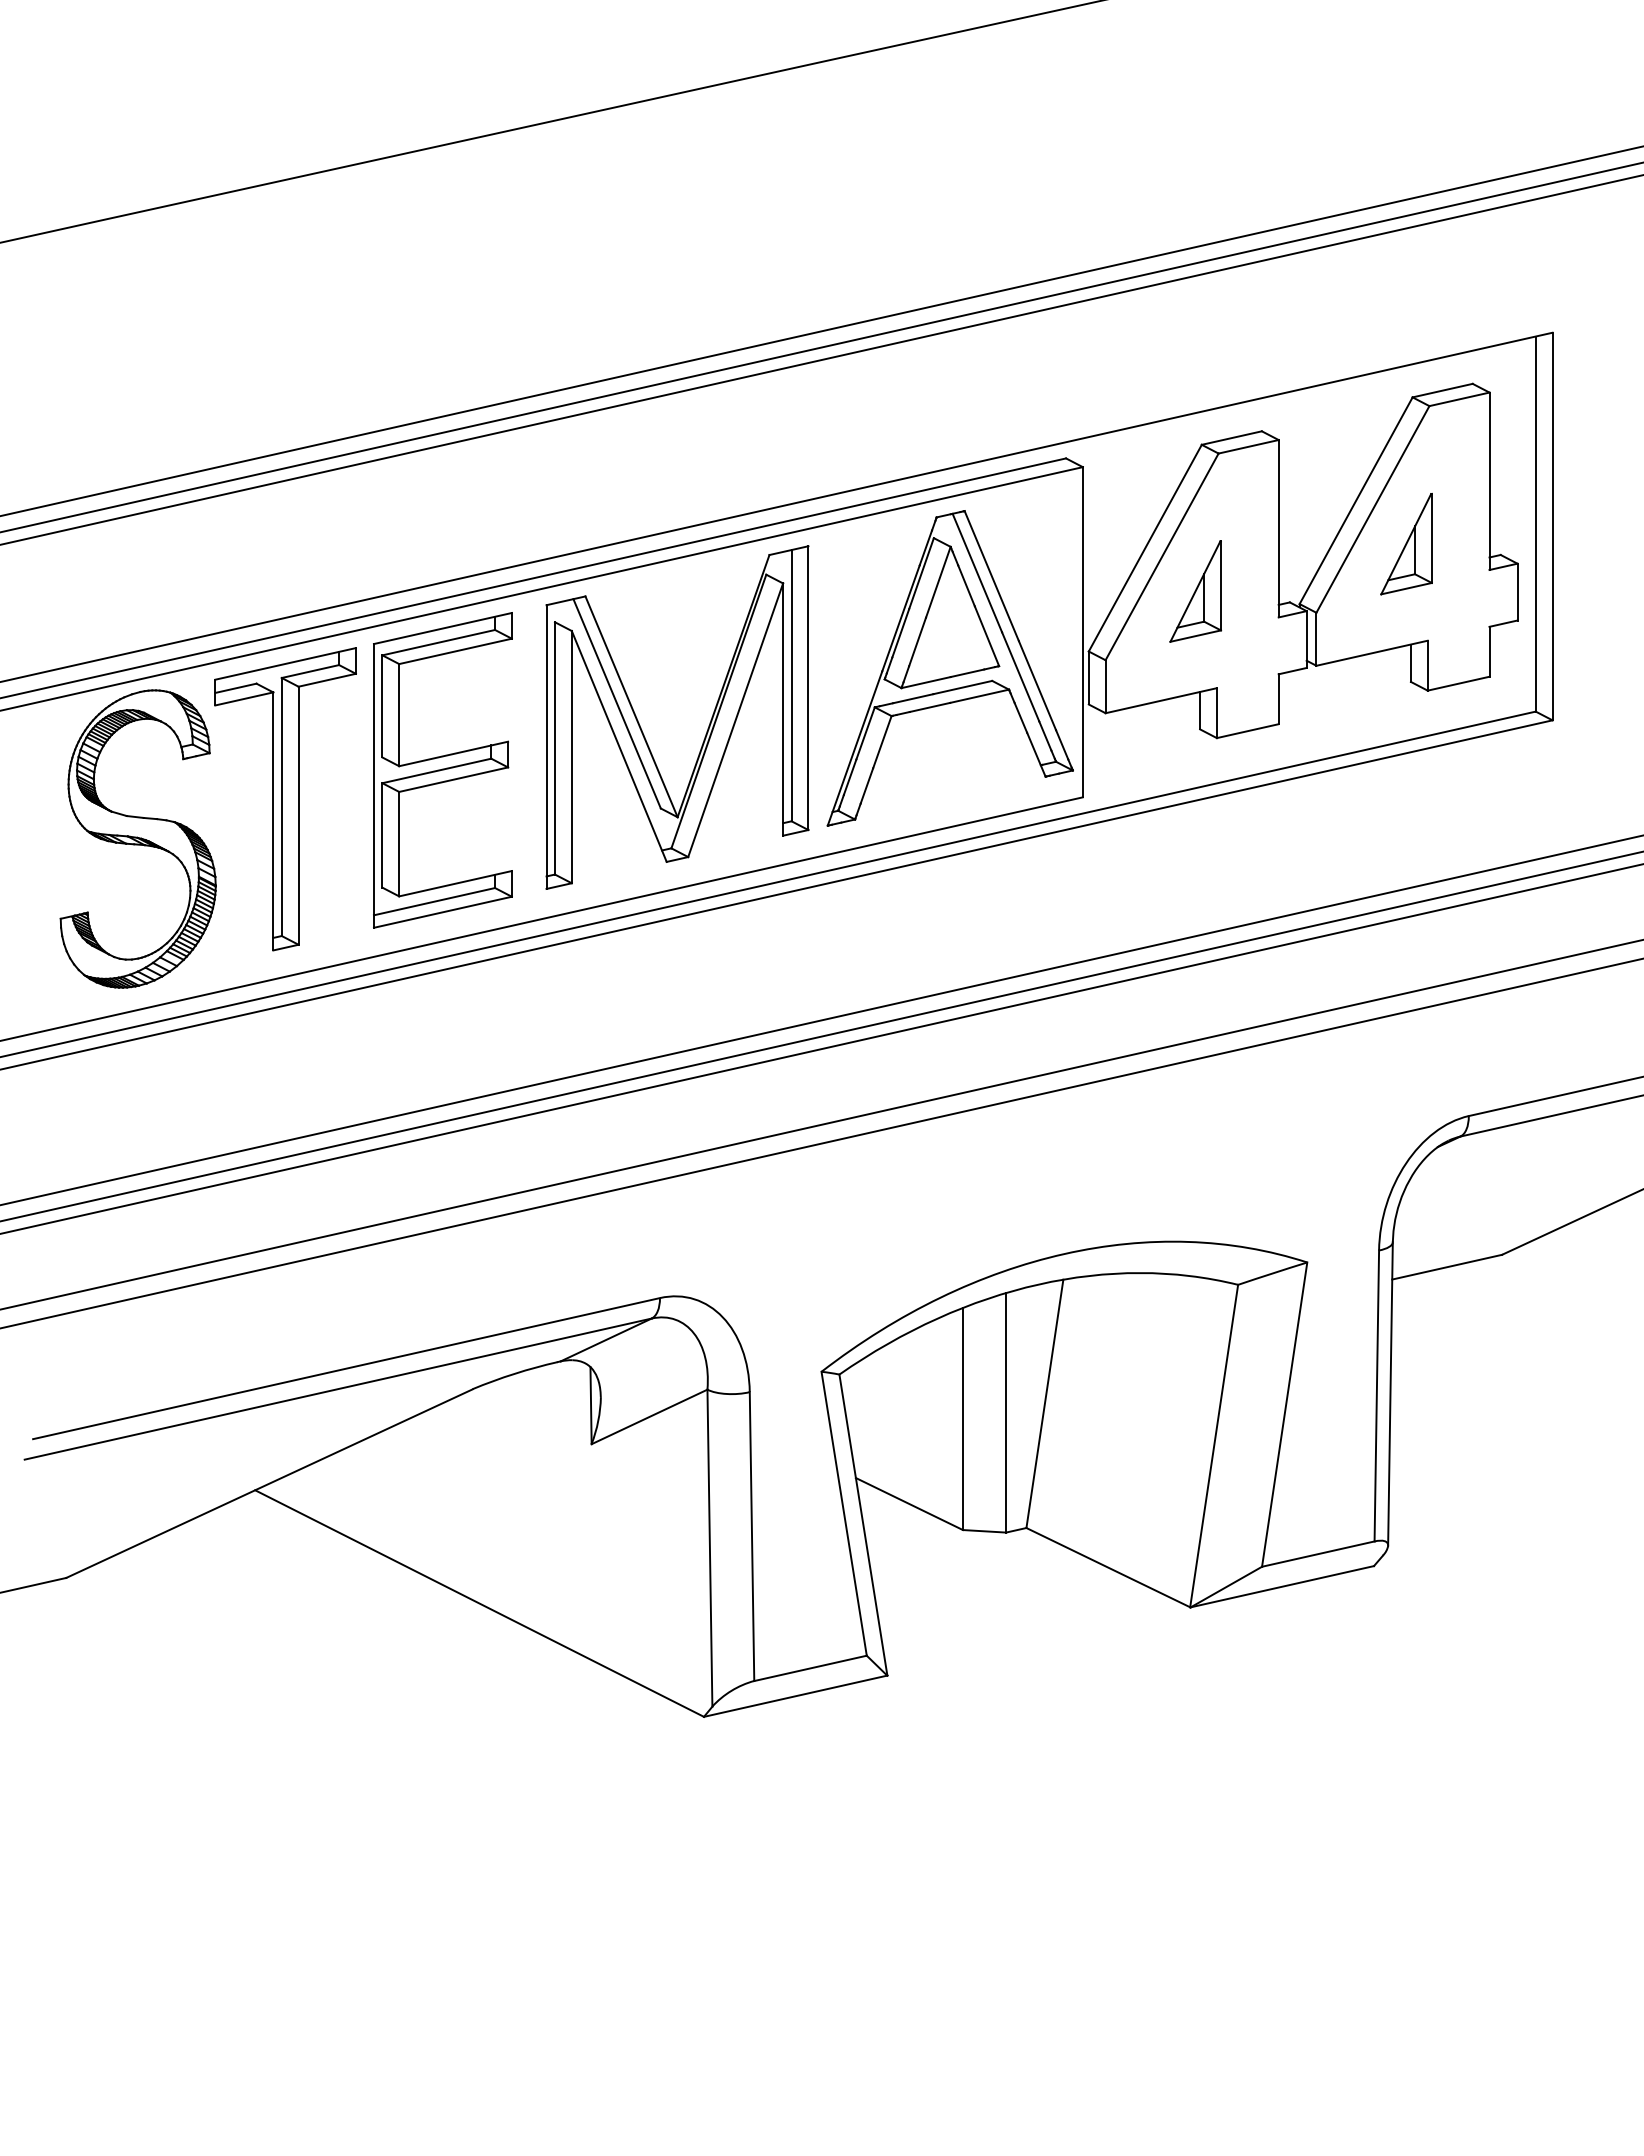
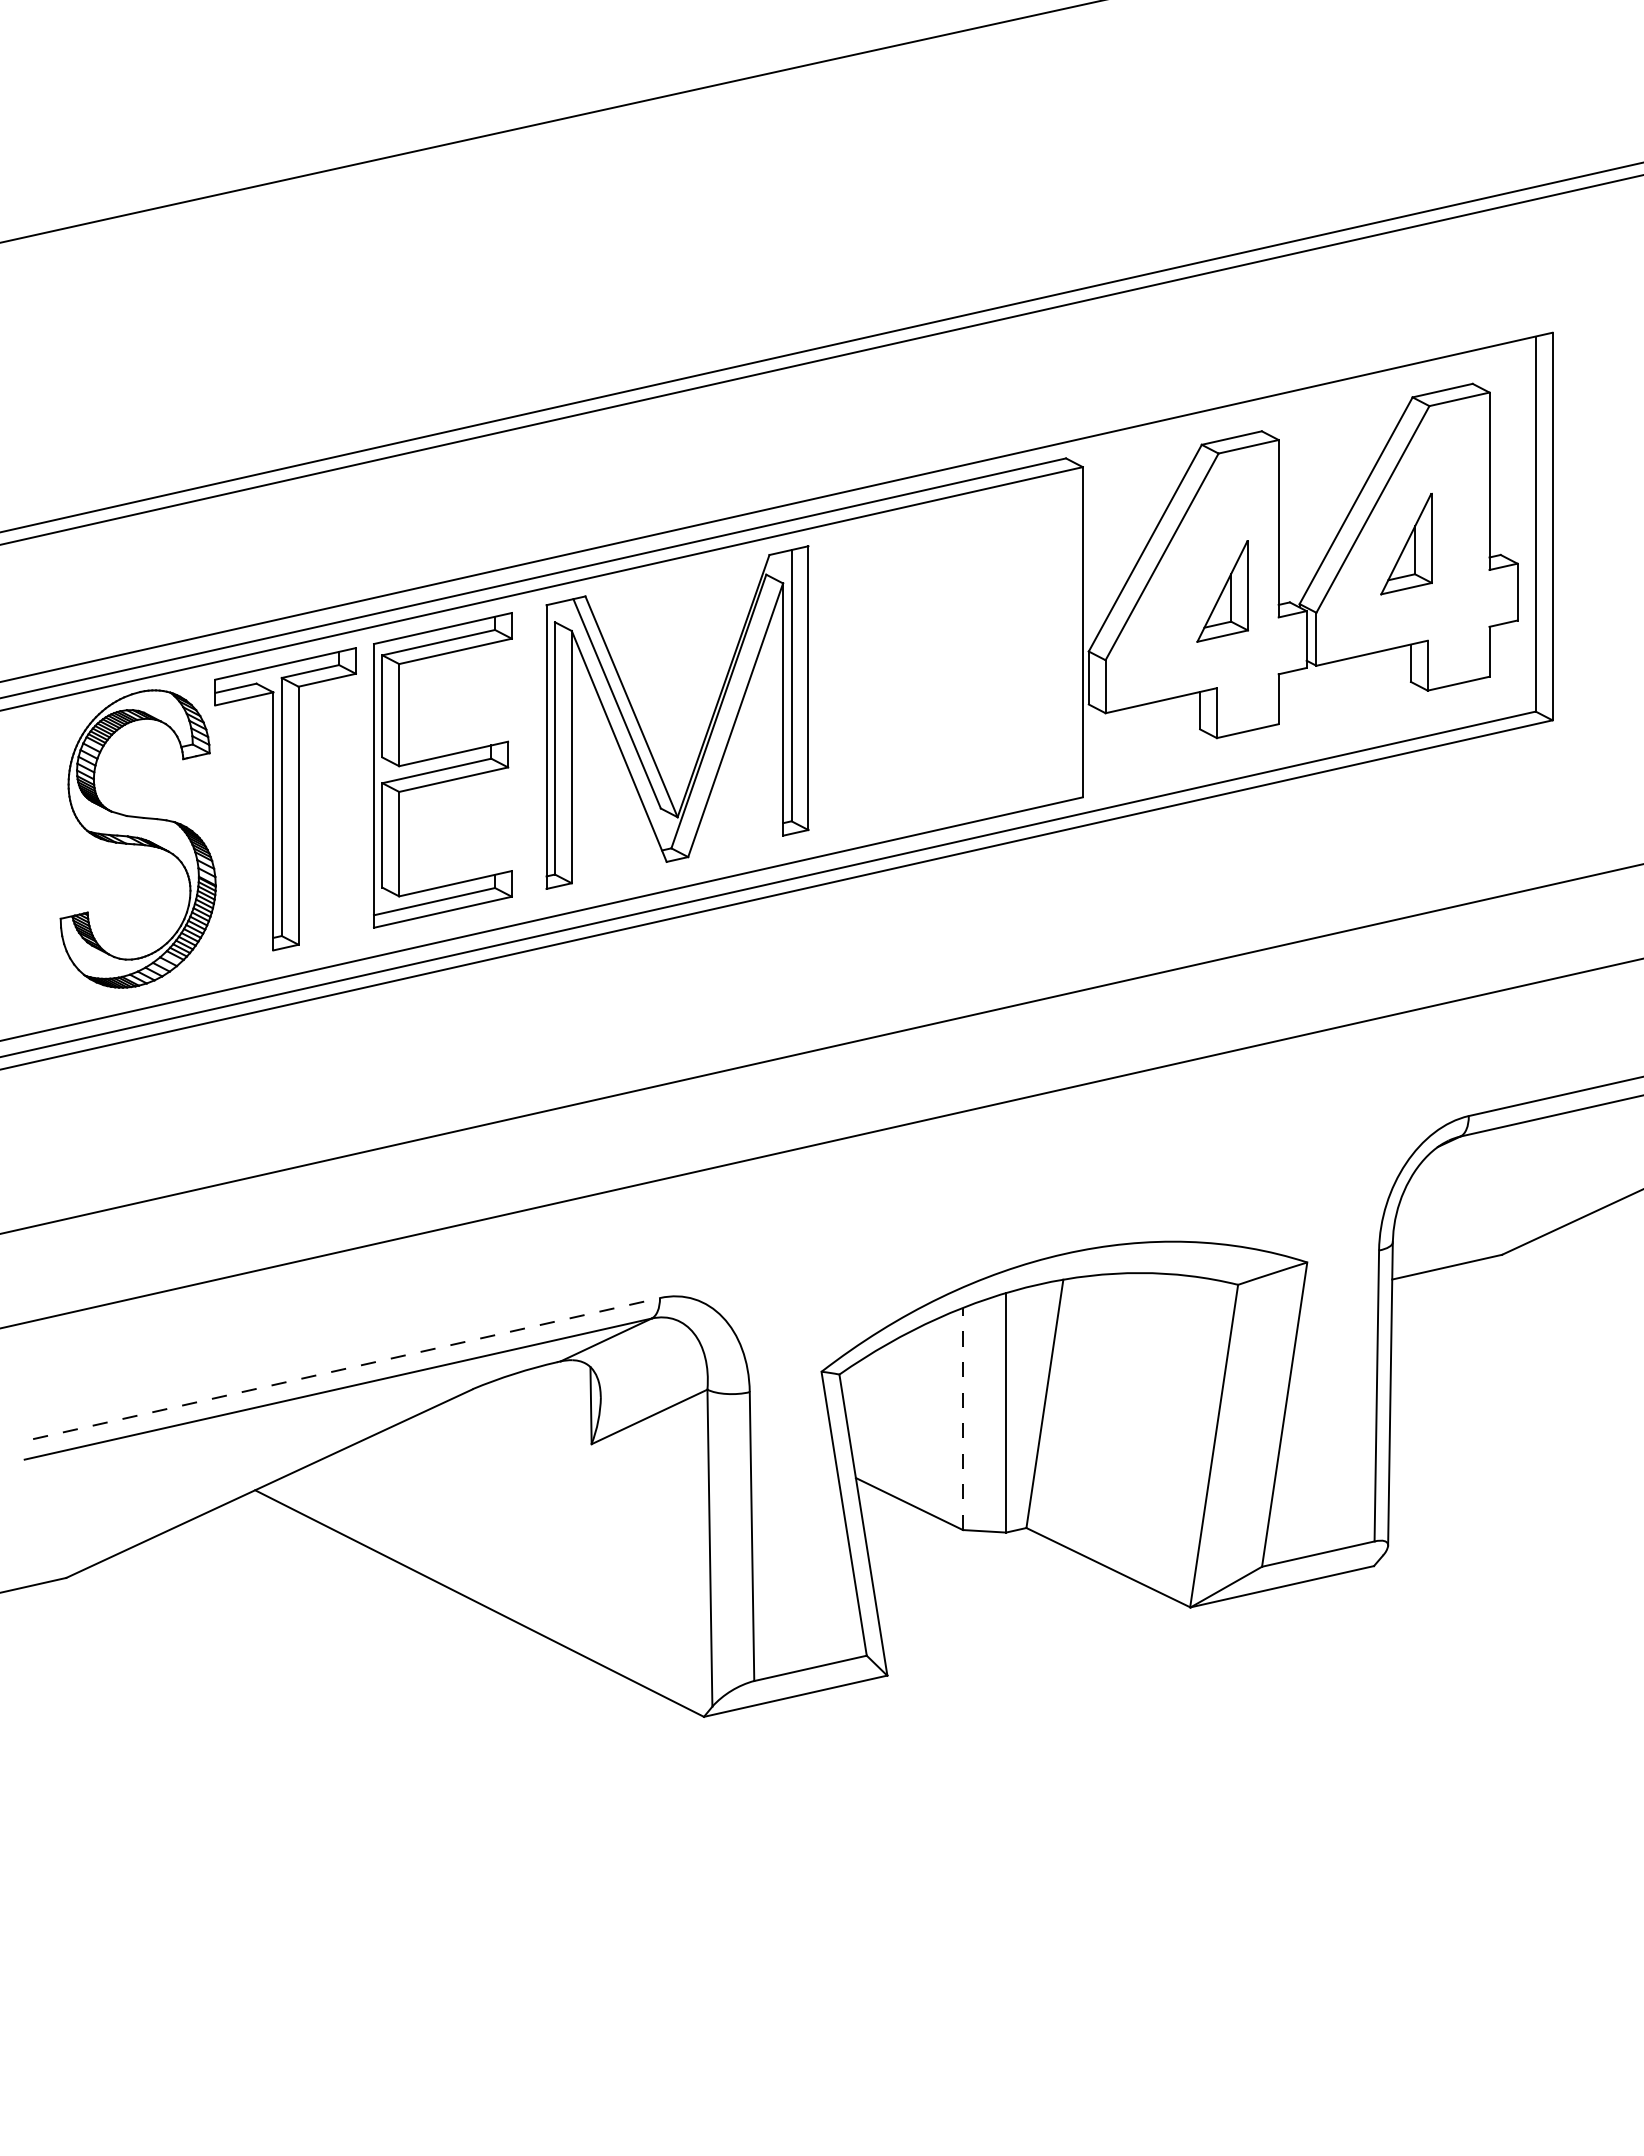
line: present -> none (821, 331)
part position: (1195, 591) -> (1222, 591) (1222, 591)
part: present -> none (949, 668)
line: present -> none (821, 1020)
line: present -> none (821, 1036)
line: present -> none (821, 1124)
line: solid -> dashed (347, 1368)
line: solid -> dashed (962, 1418)
